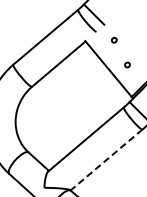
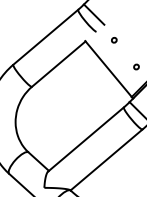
part position: (127, 64) -> (136, 66) (136, 66)
line: dashed -> solid (106, 160)
